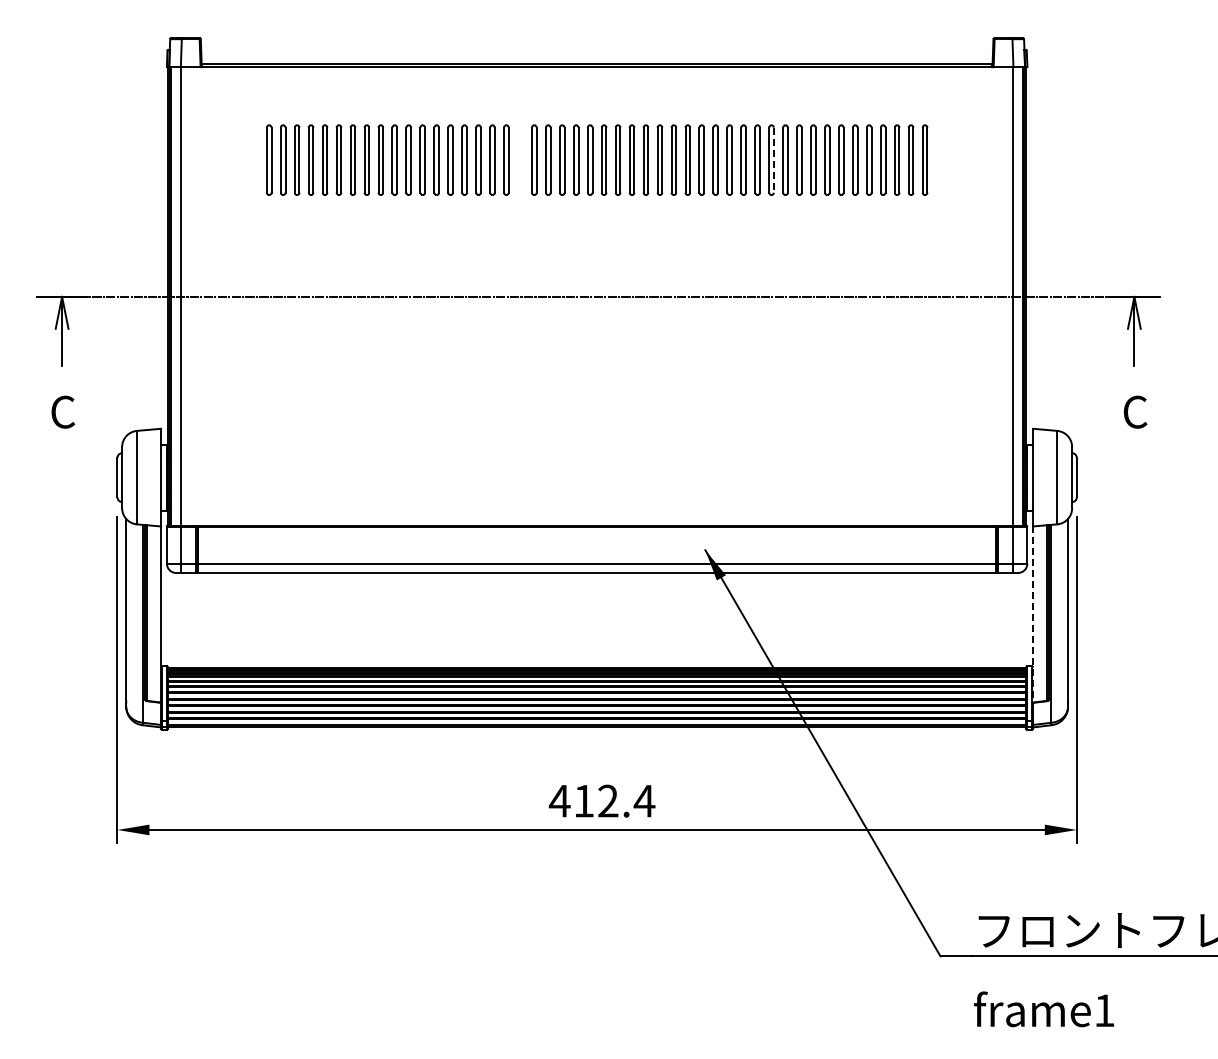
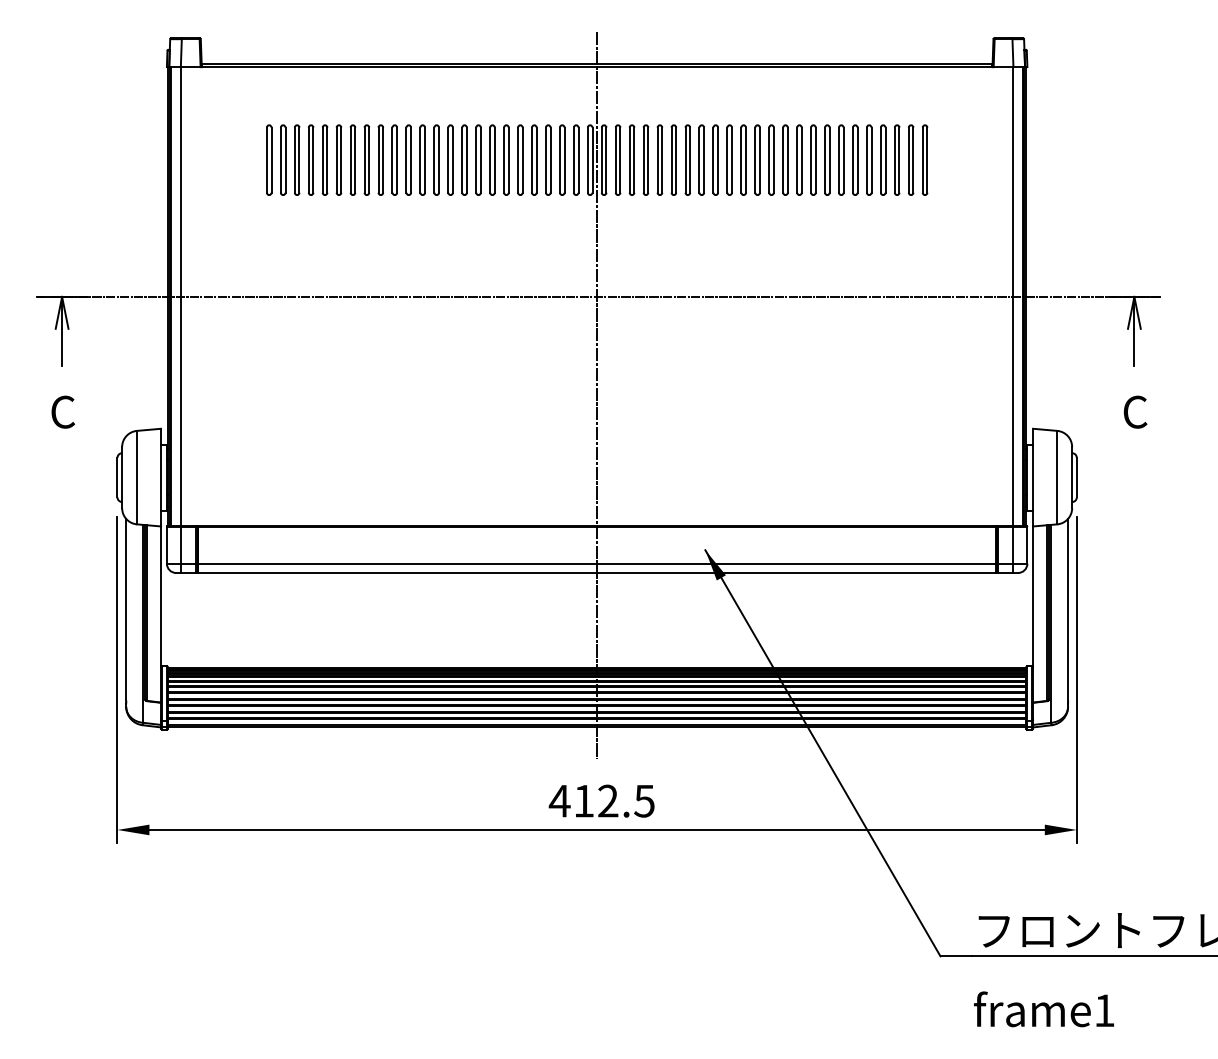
part: none -> present (520, 159)
line: dashed -> solid (773, 160)
line: none -> present (597, 395)
line: dashed -> solid (1033, 615)
text: 412.4 -> 412.5 (644, 801)
